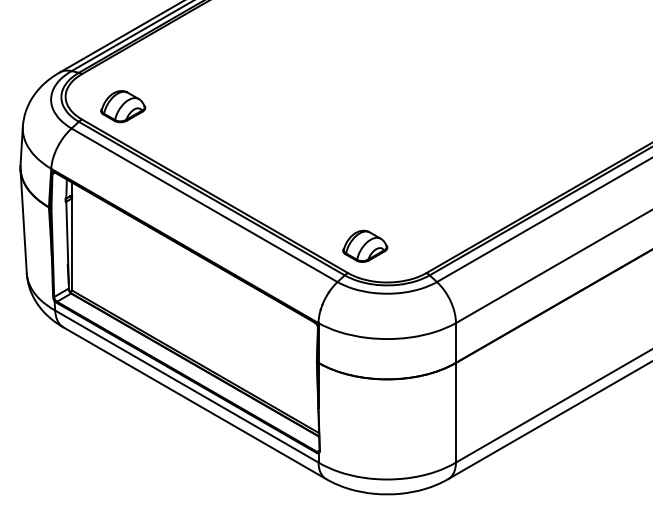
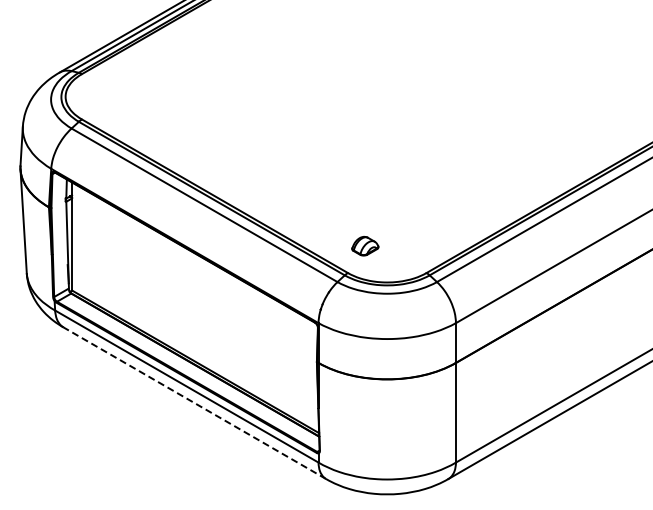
part: present -> none (123, 106)
part size: 47x34 px -> 29x21 px (365, 246)
line: solid -> dashed (194, 403)
